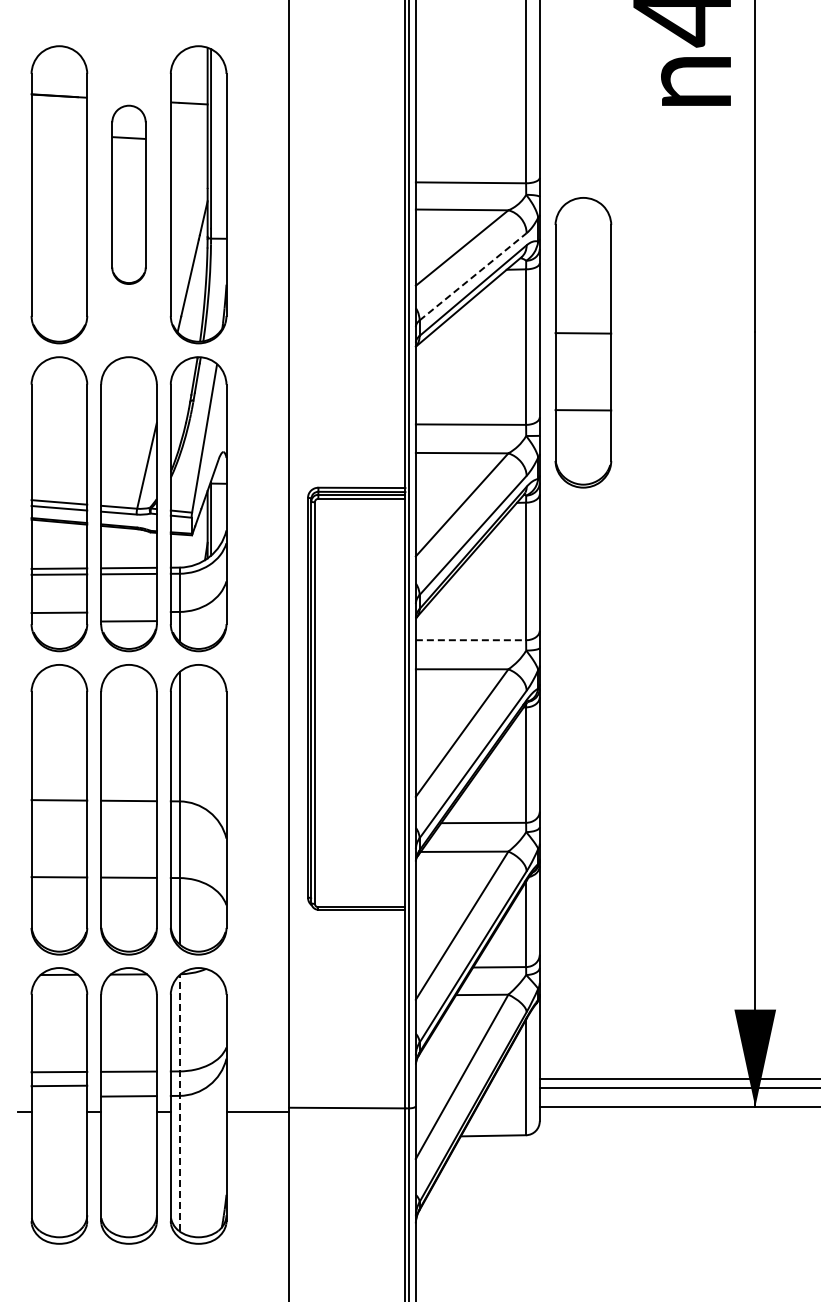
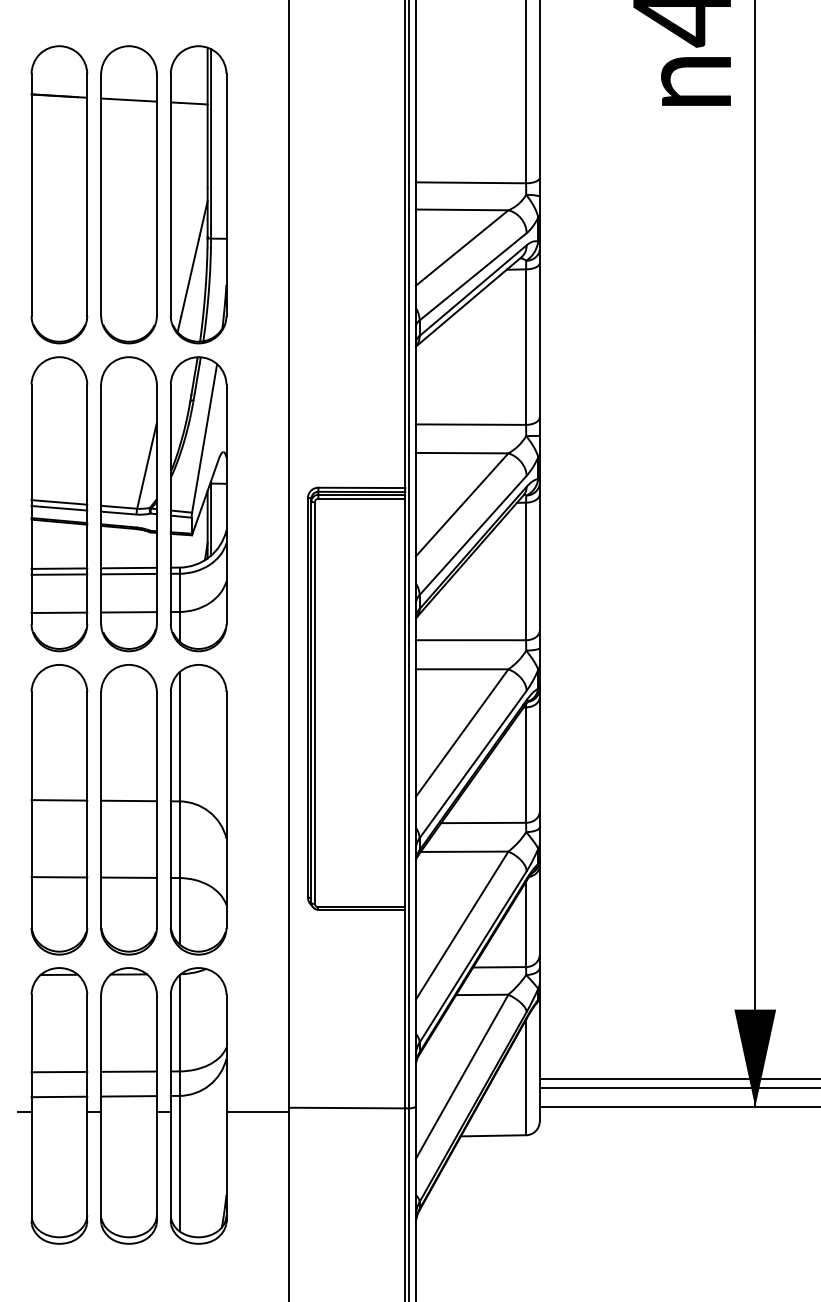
part size: 36x181 px -> 58x300 px (128, 194)
line: dashed -> solid (473, 276)
part: present -> none (583, 342)
line position: (128, 621) -> (128, 612) (128, 612)
line: dashed -> solid (471, 640)
line position: (59, 1085) -> (59, 1096) (59, 1096)
line: dashed -> solid (179, 1102)
